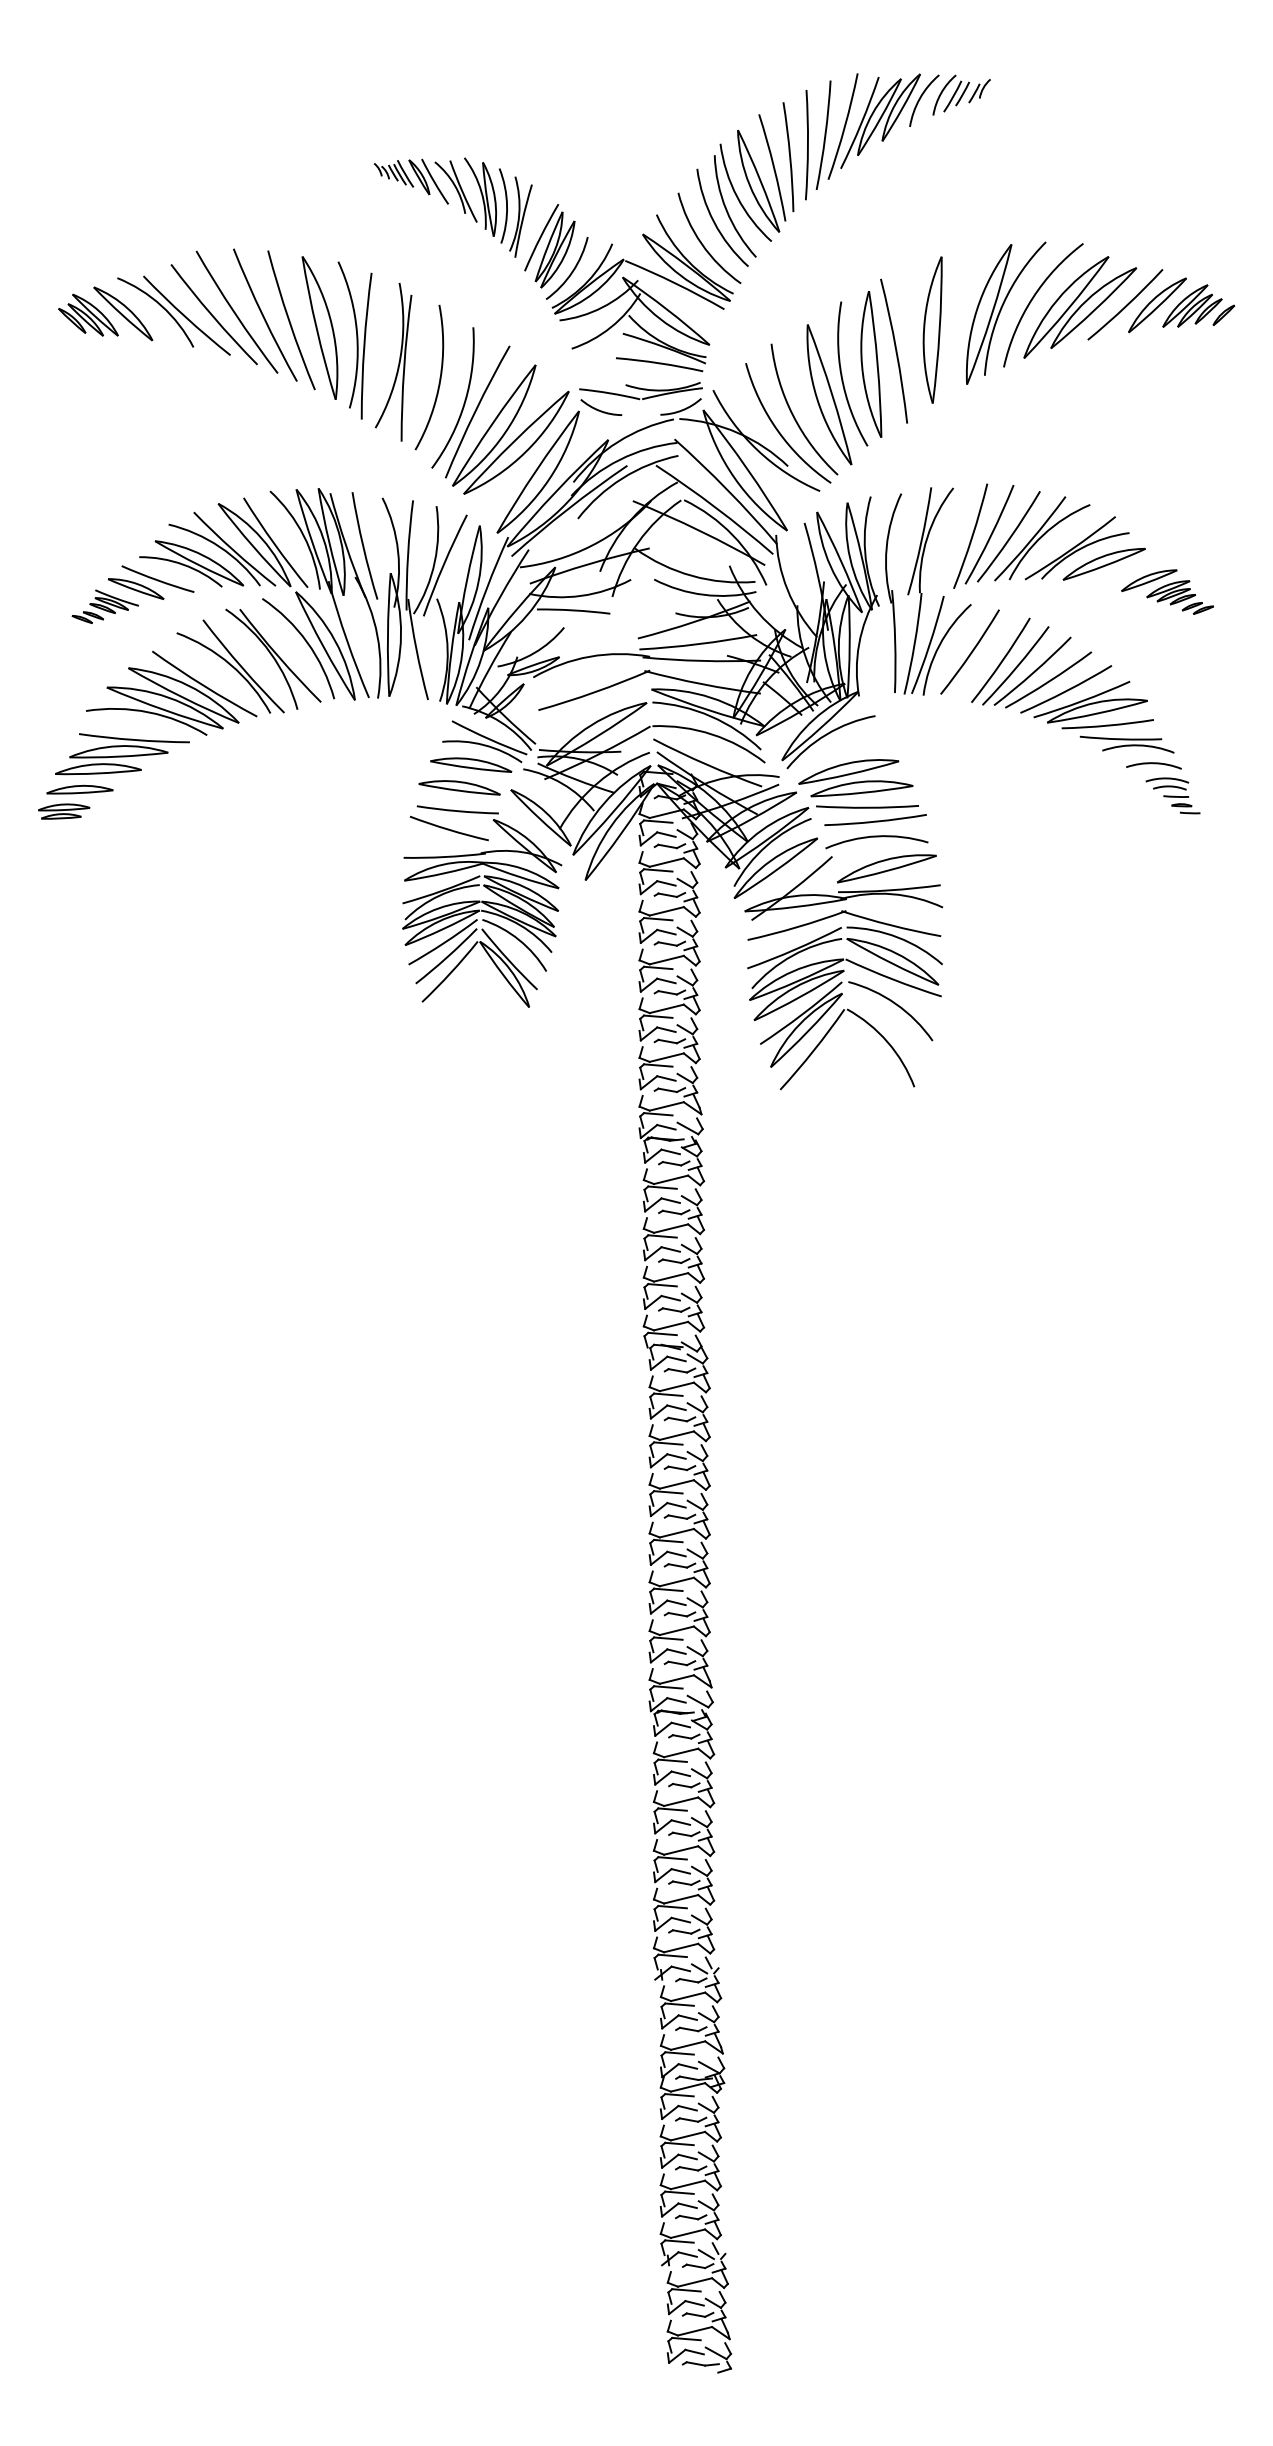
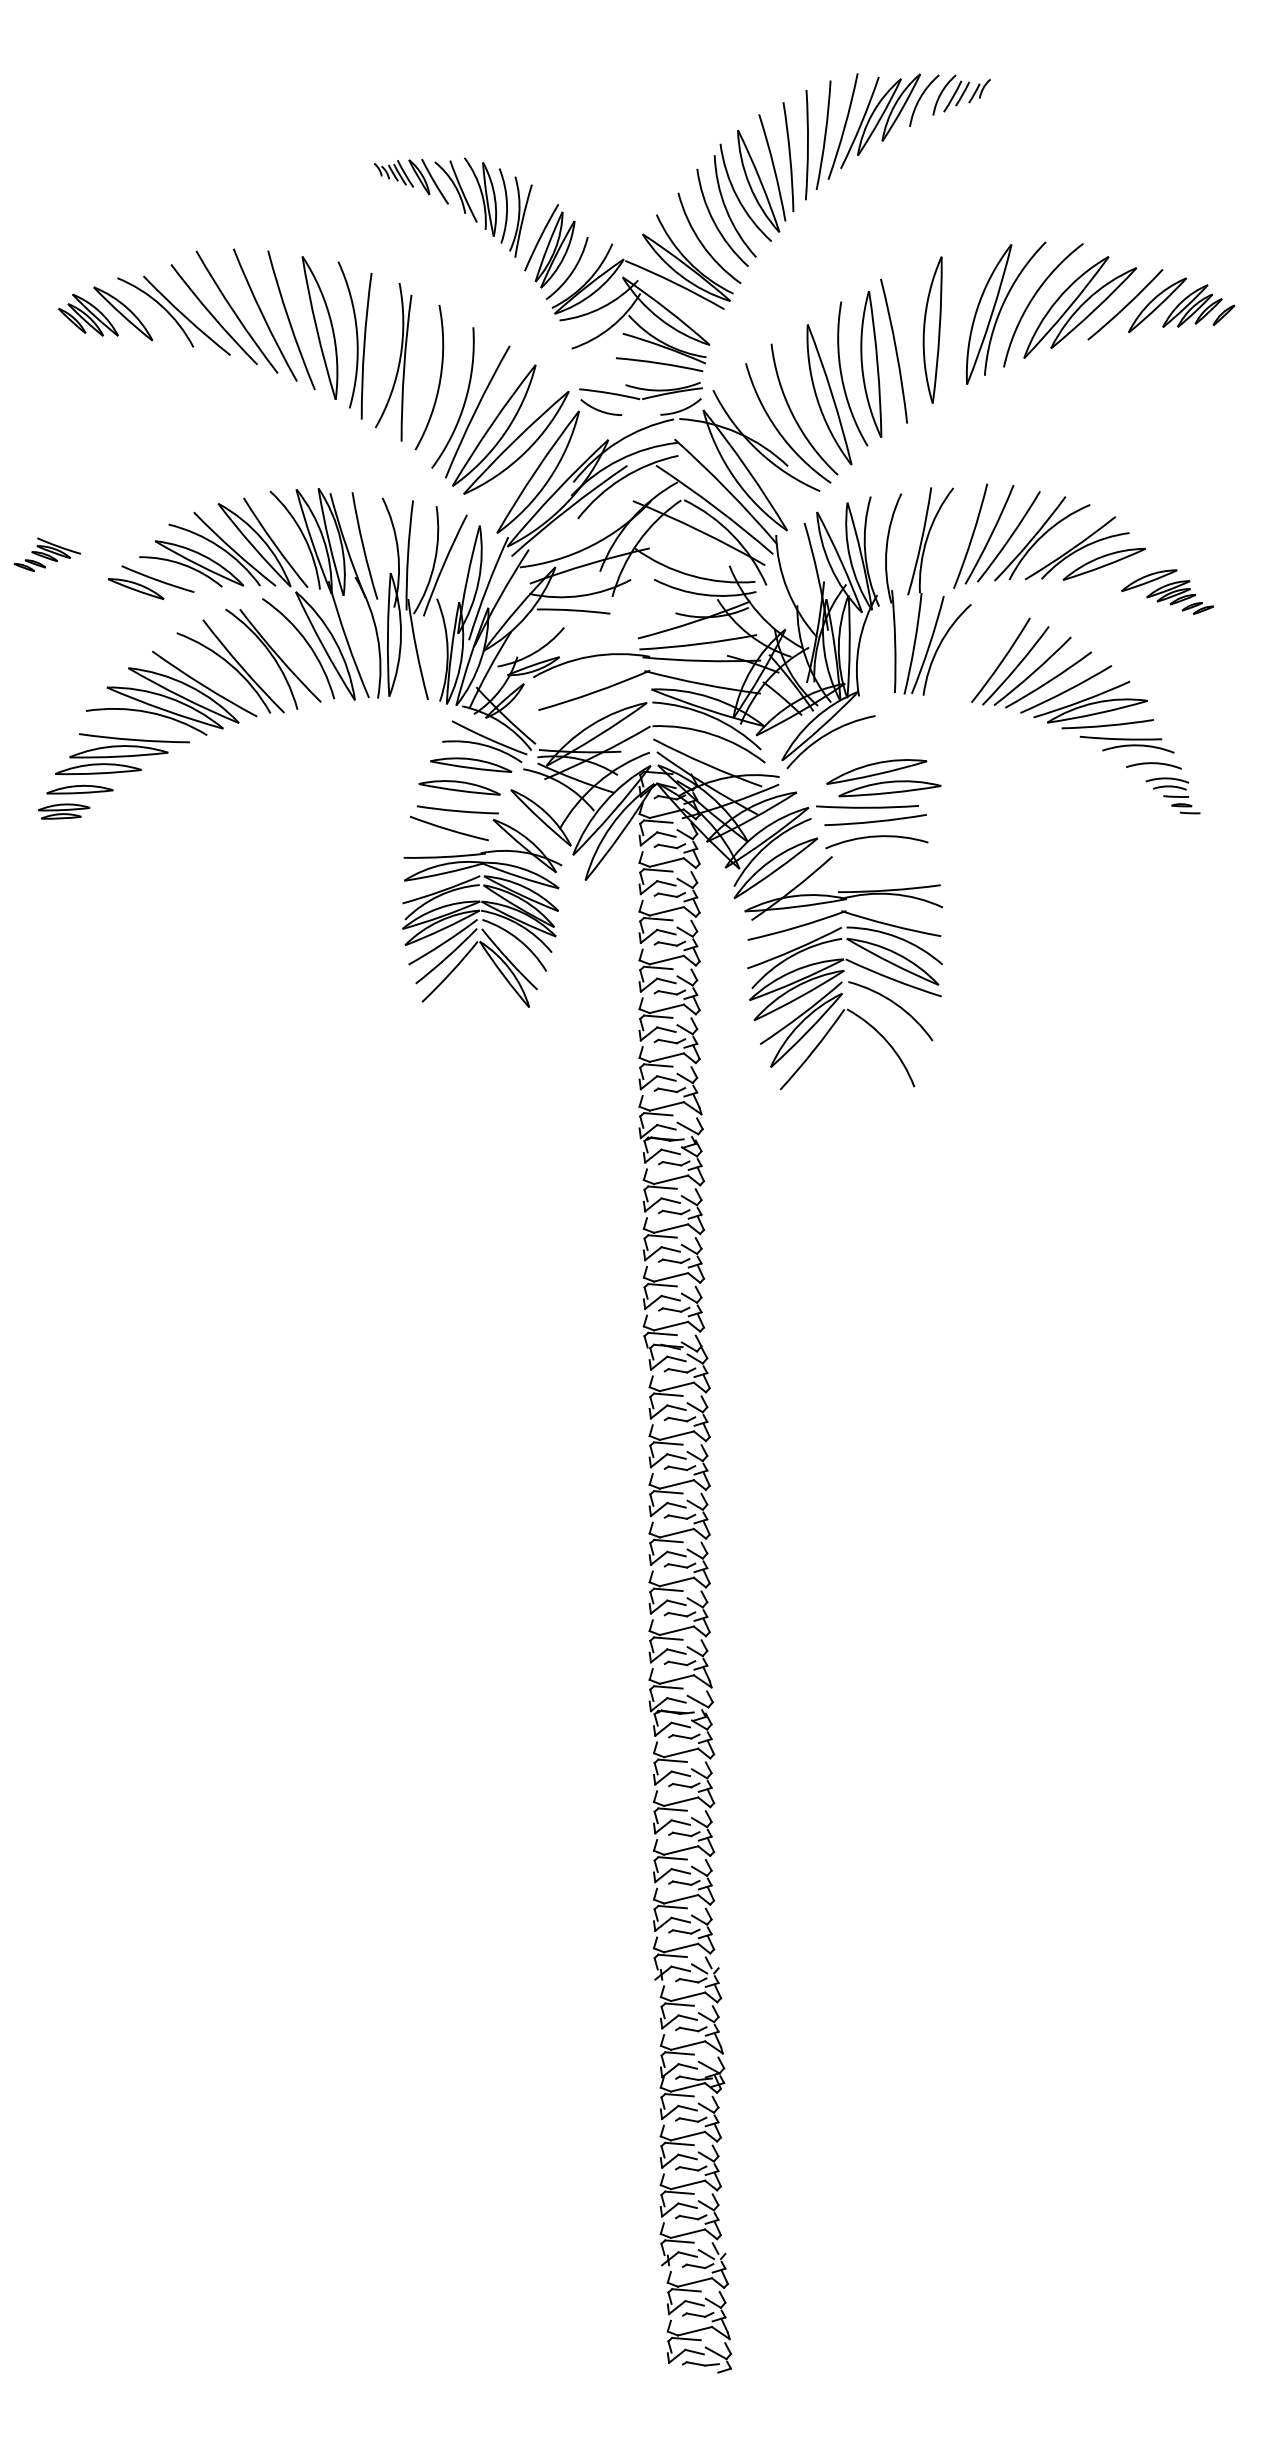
part position: (104, 606) -> (46, 554) (46, 554)
arc: present -> none (970, 652)
part position: (855, 778) -> (883, 778) (883, 778)
part: present -> none (886, 868)
